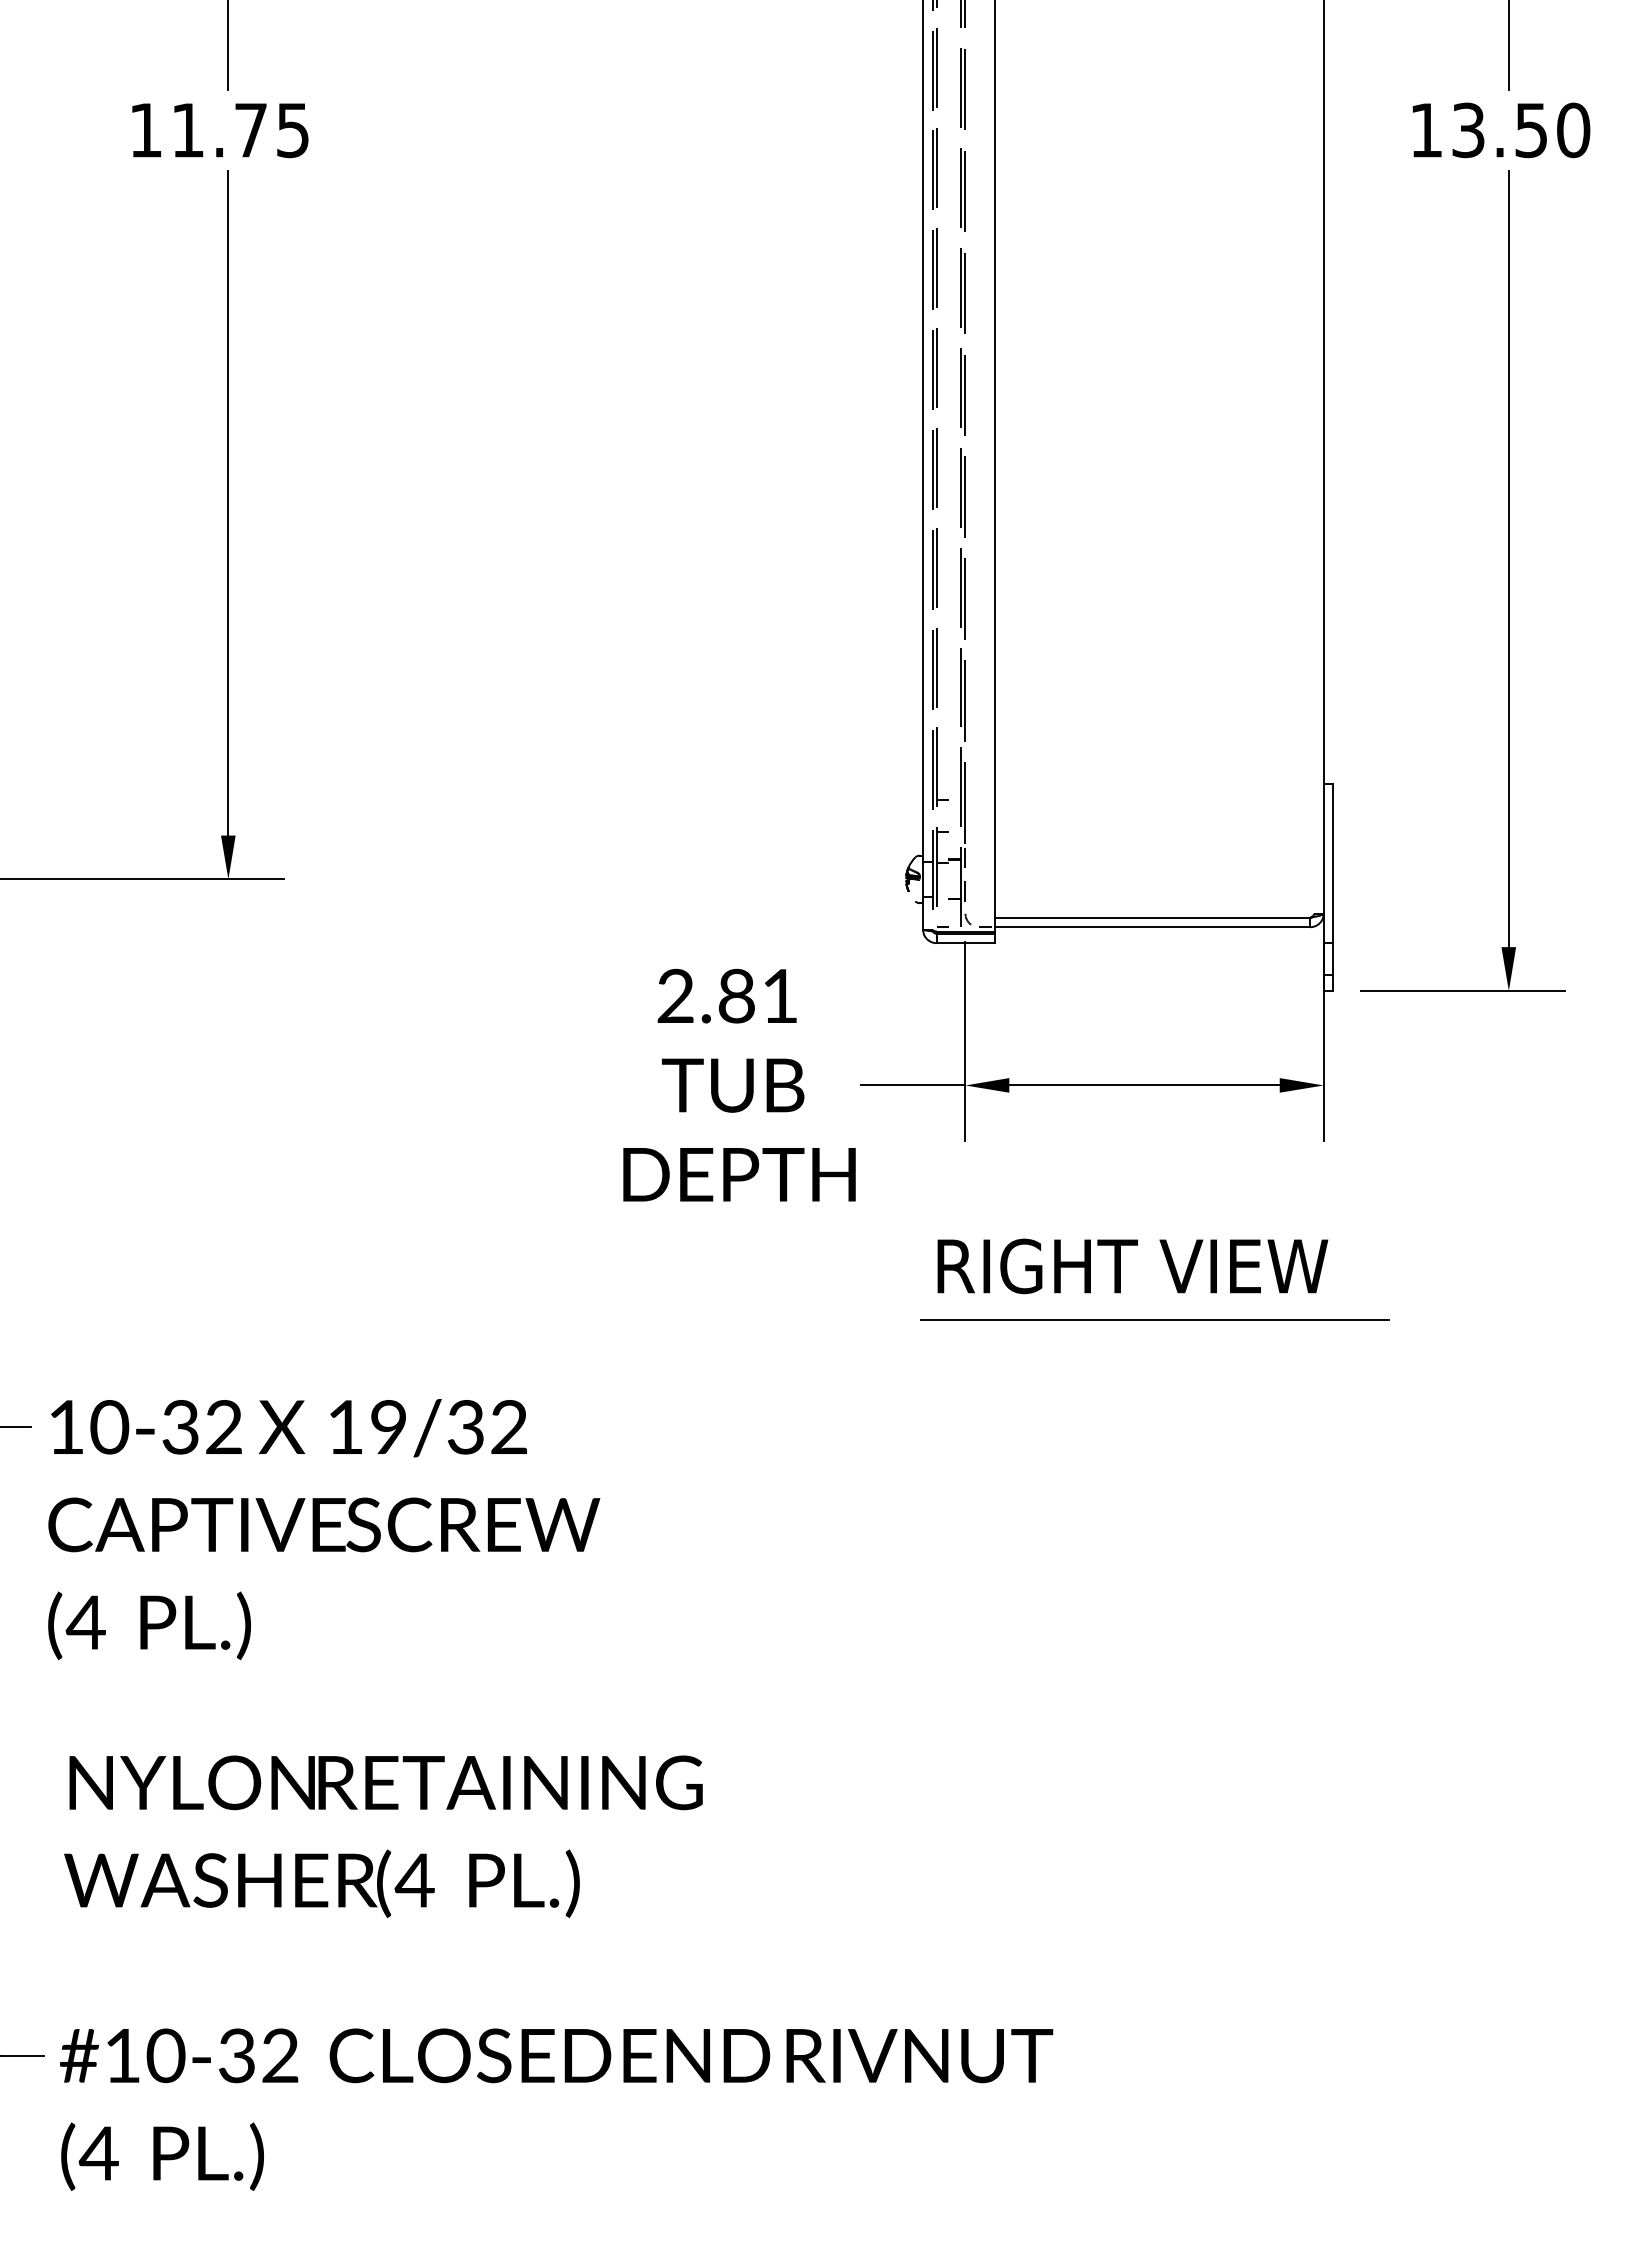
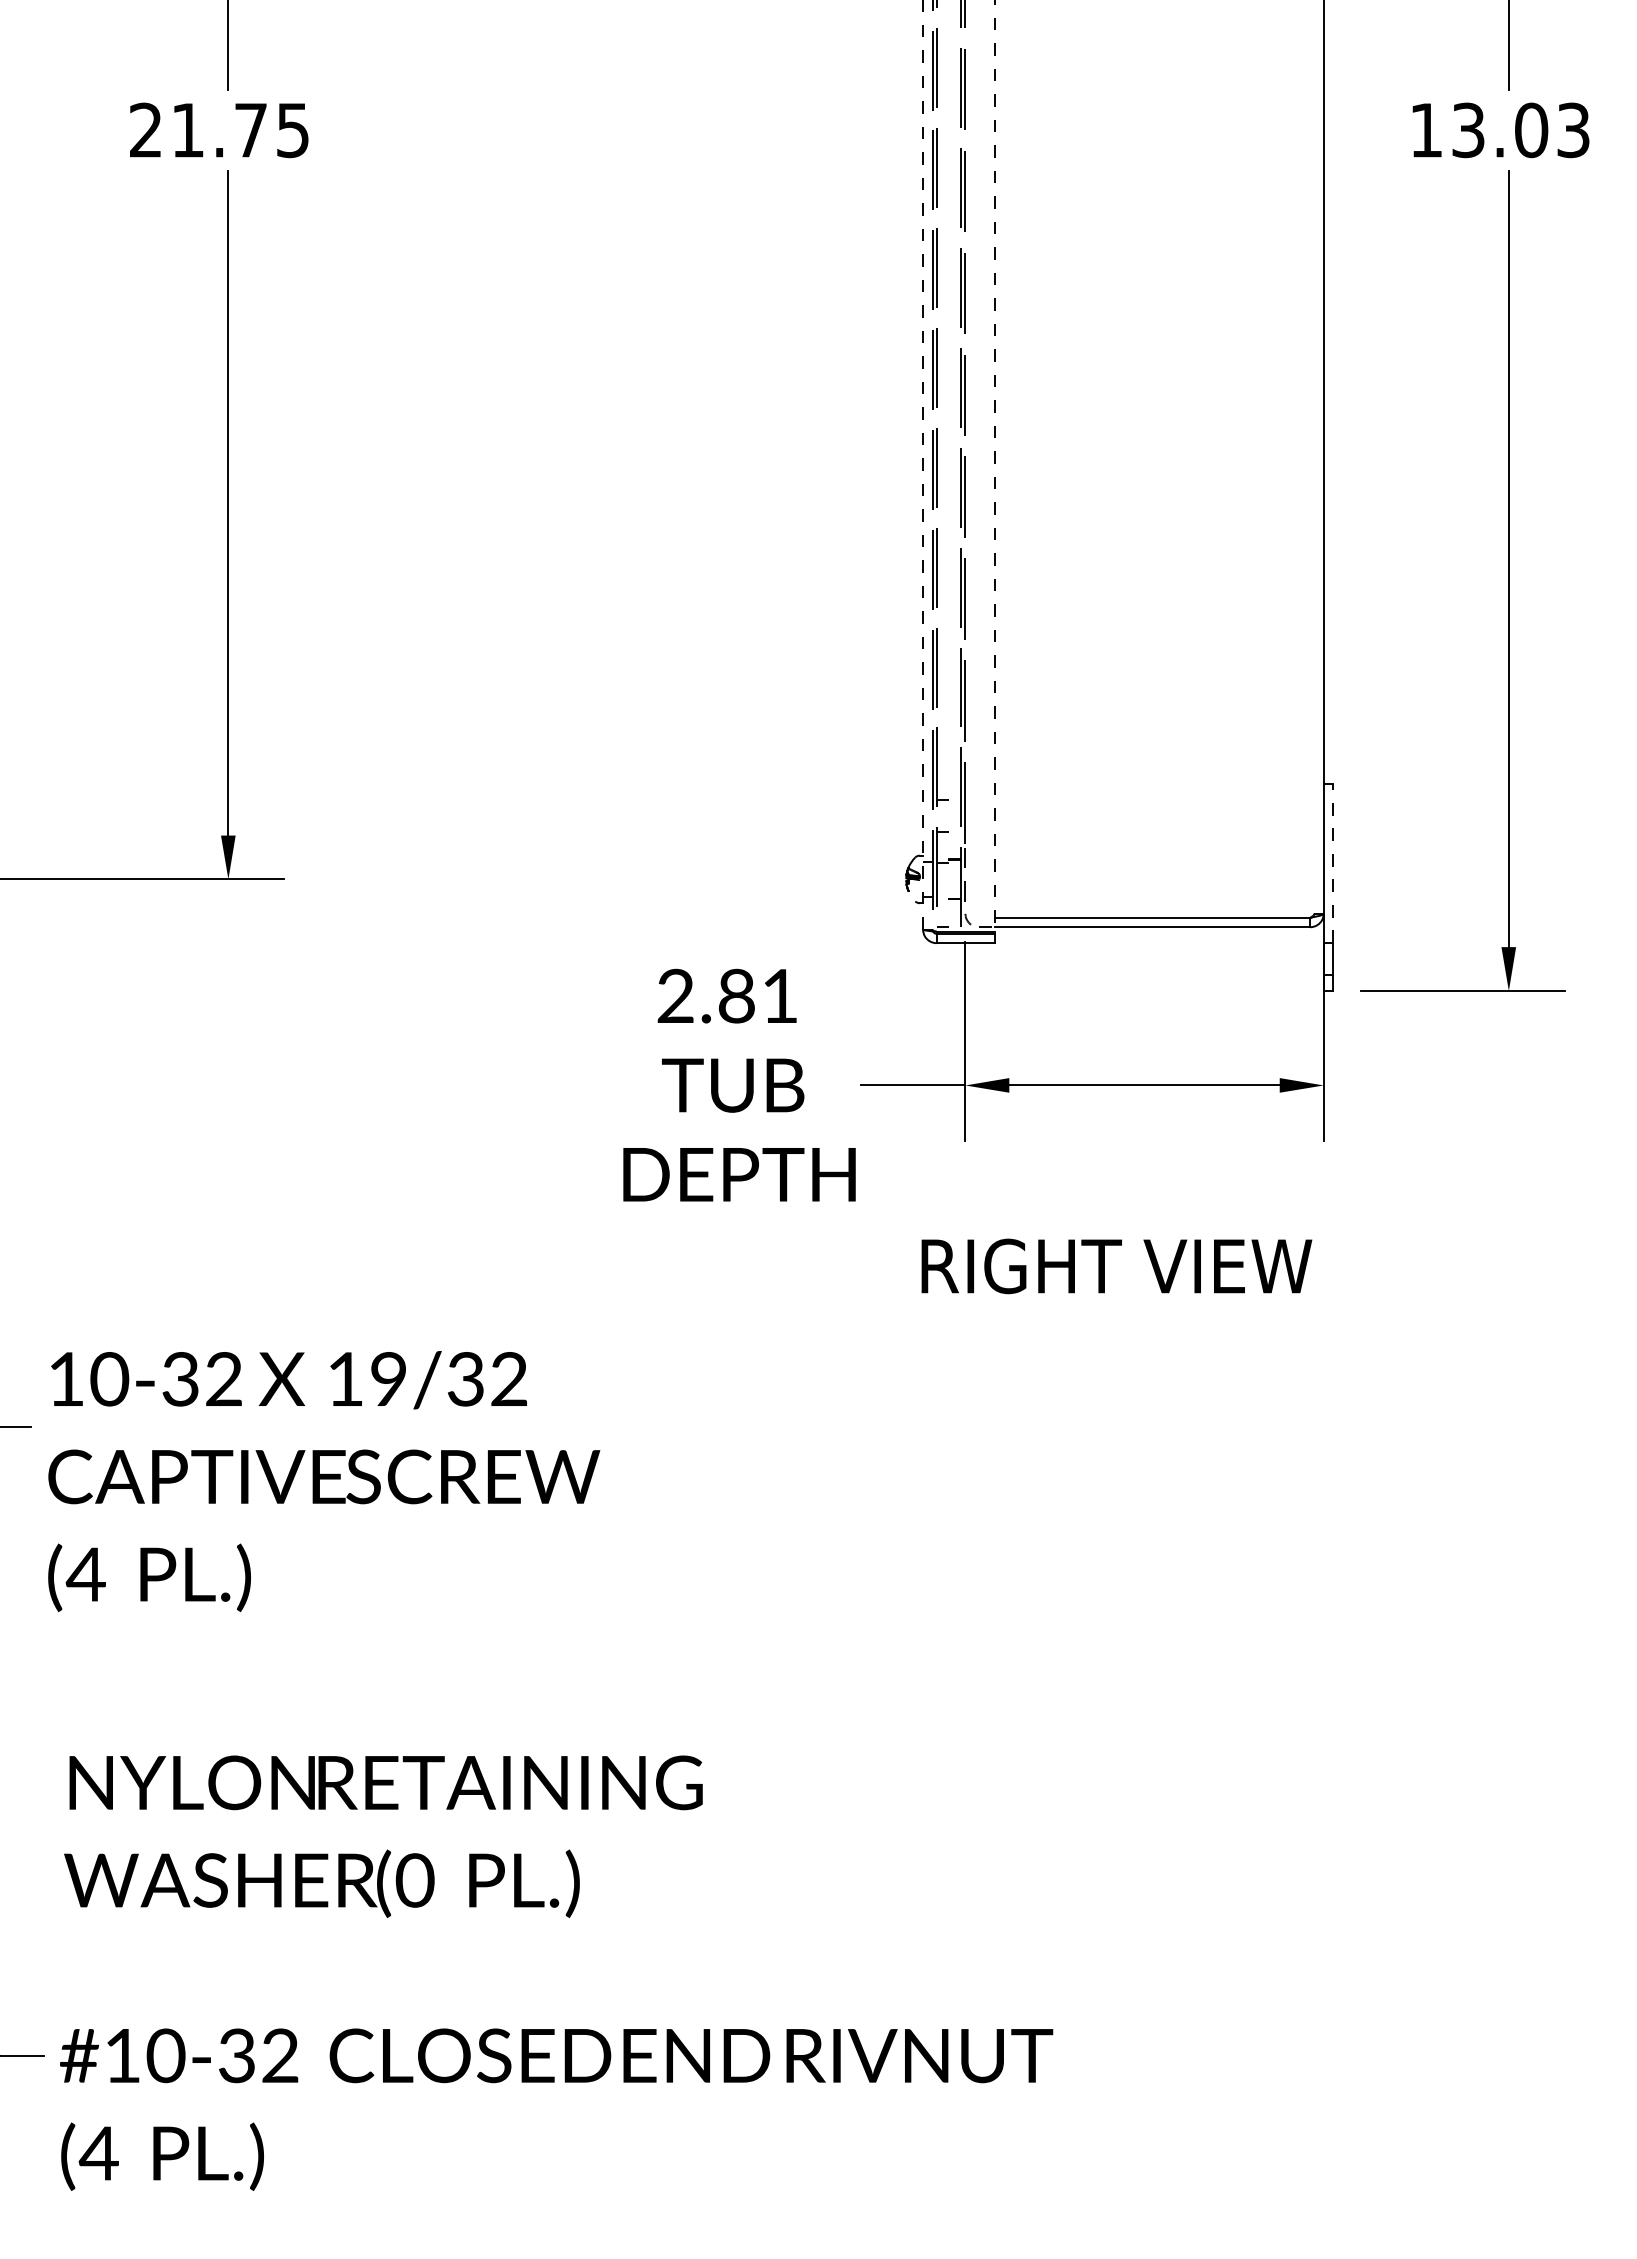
text: 11.75 -> 21.75 (145, 129)
text: 13.50 -> 13.03 (1552, 130)
line: solid -> dashed (923, 464)
line: solid -> dashed (994, 466)
line: solid -> dashed (1333, 863)
text position: (1132, 1266) -> (1116, 1266) (1116, 1266)
line: present -> none (1154, 1320)
text position: (324, 1529) -> (324, 1481) (324, 1481)
text: (4 -> (0 (414, 1880)
